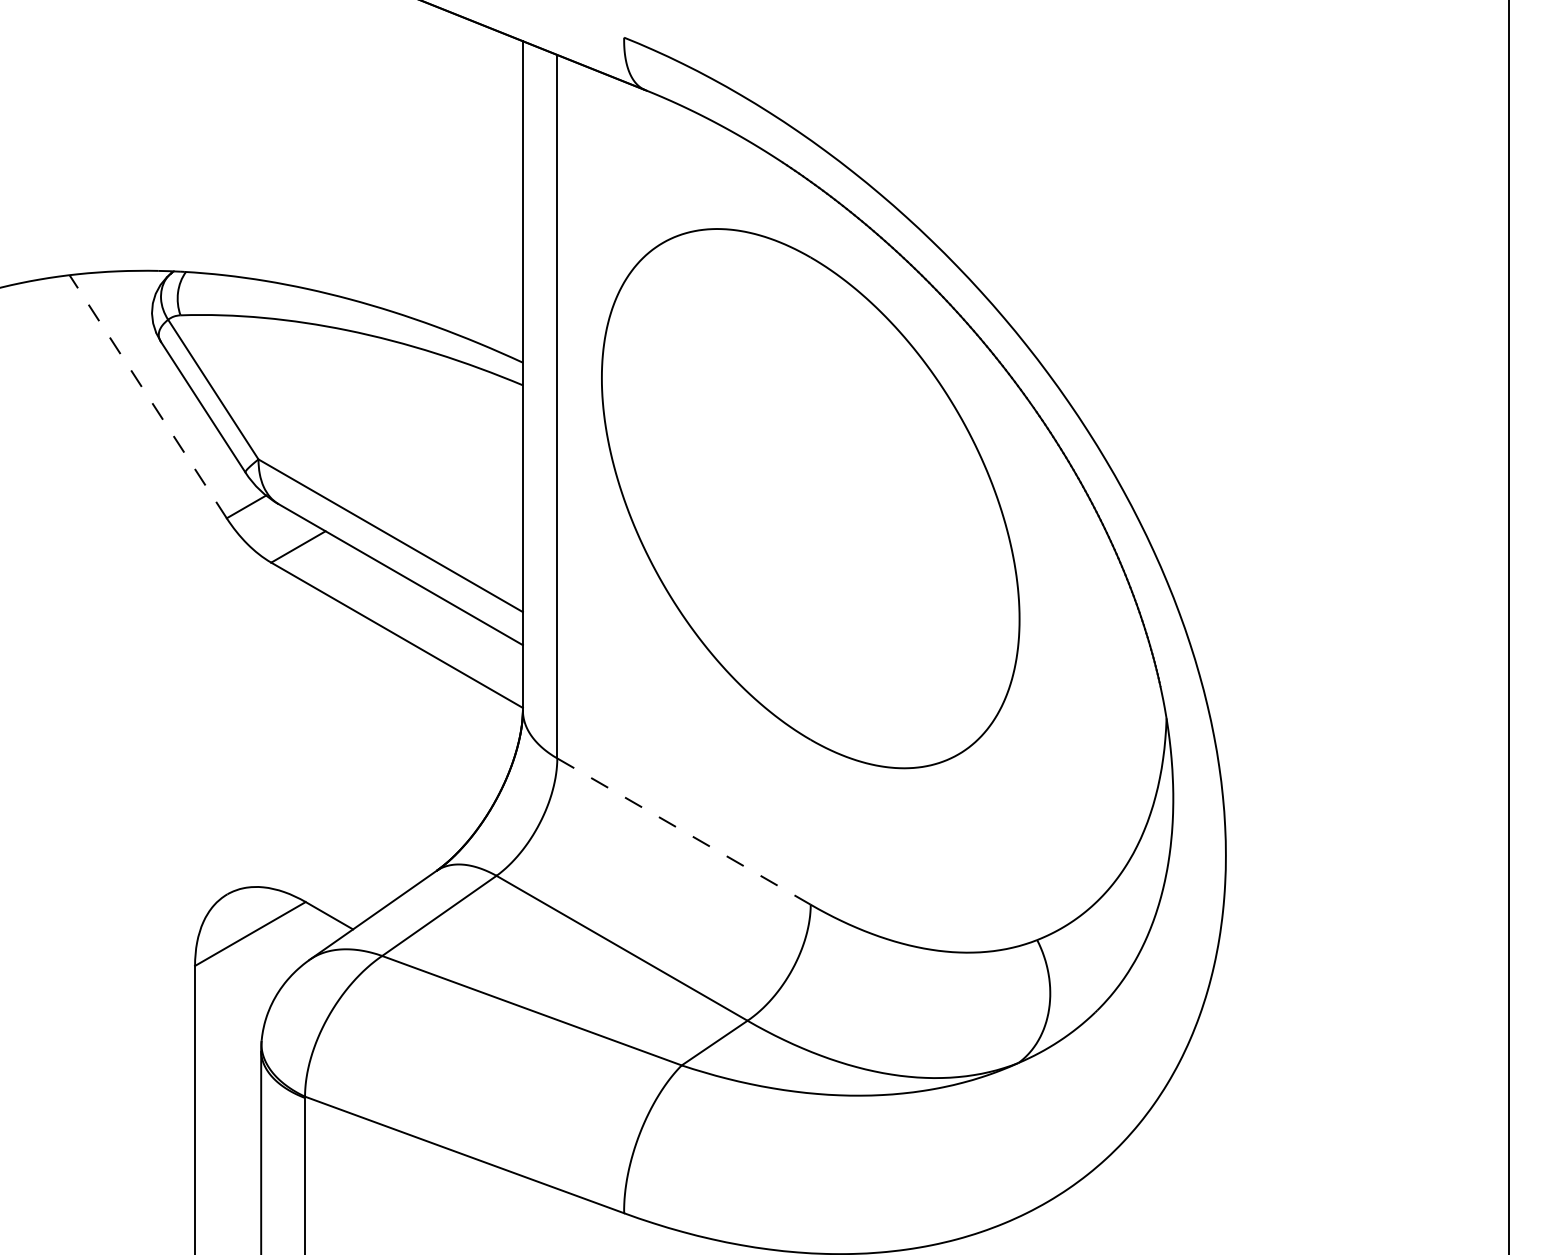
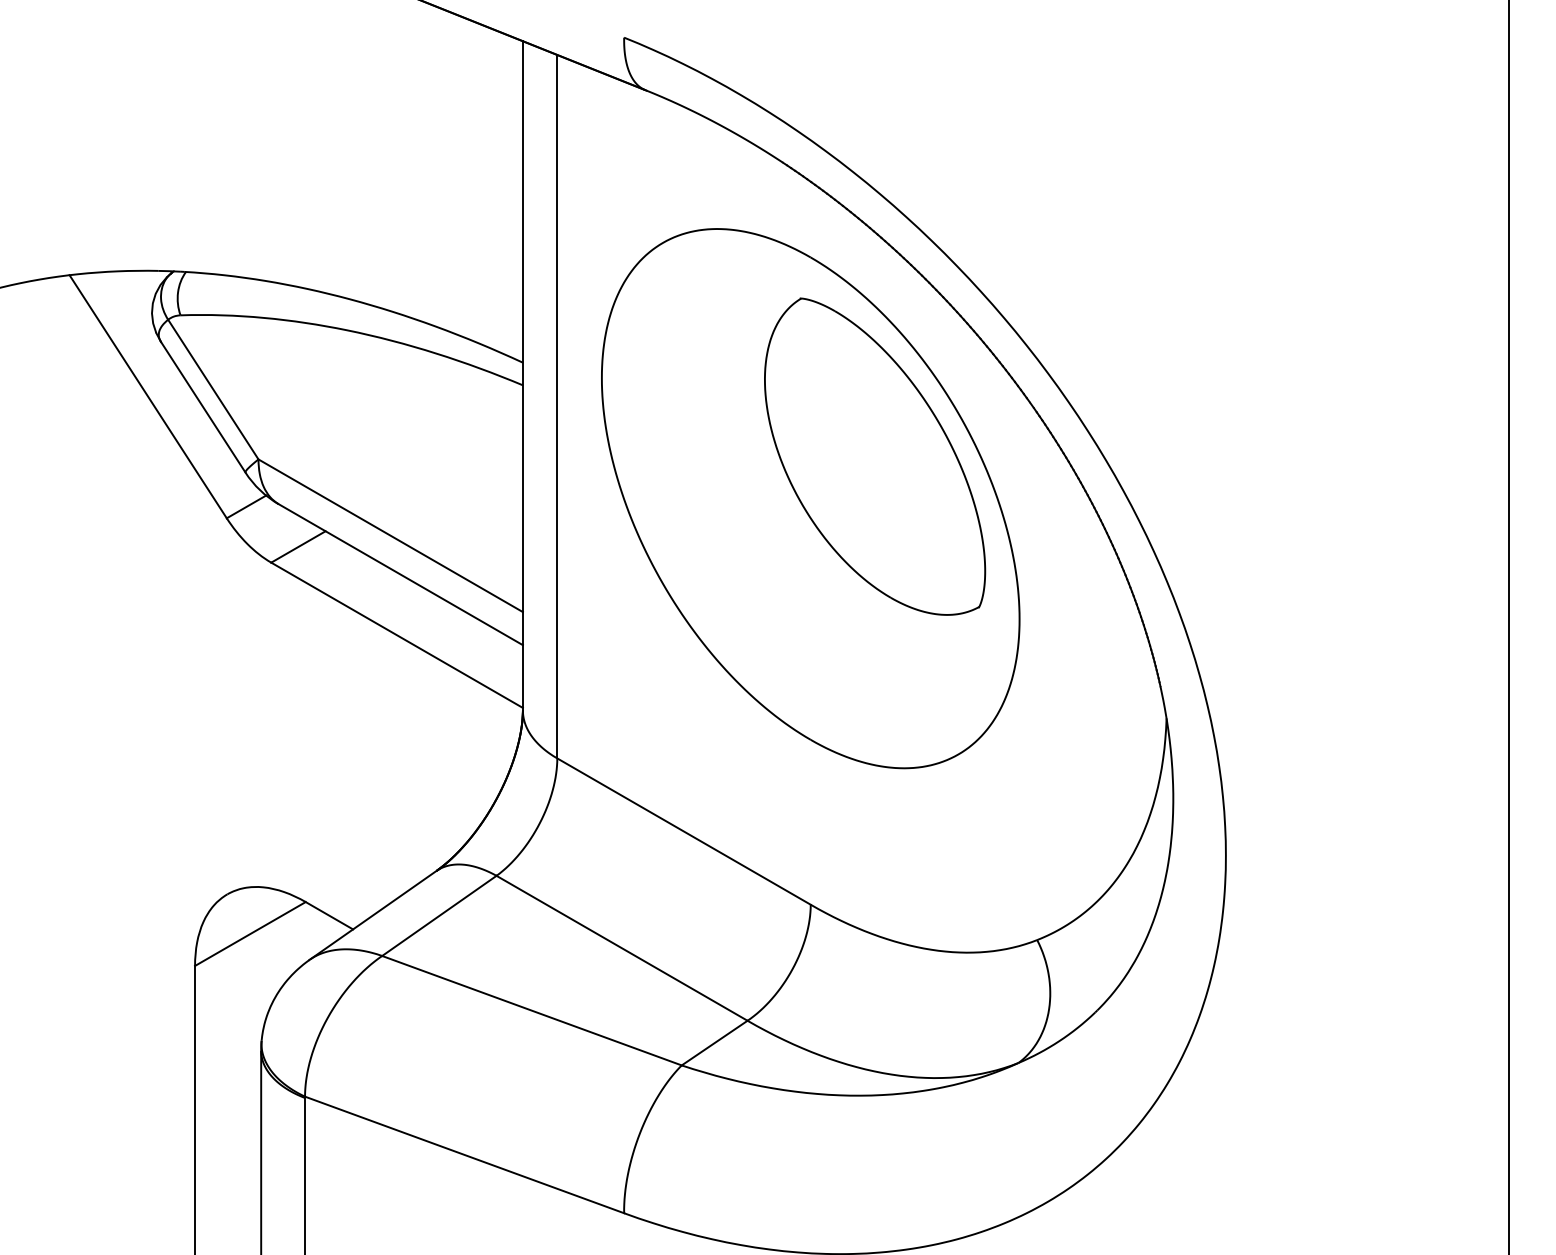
line: dashed -> solid (148, 396)
part: none -> present (875, 456)
line: dashed -> solid (684, 831)
